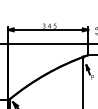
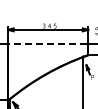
line: solid -> dashed (47, 43)
